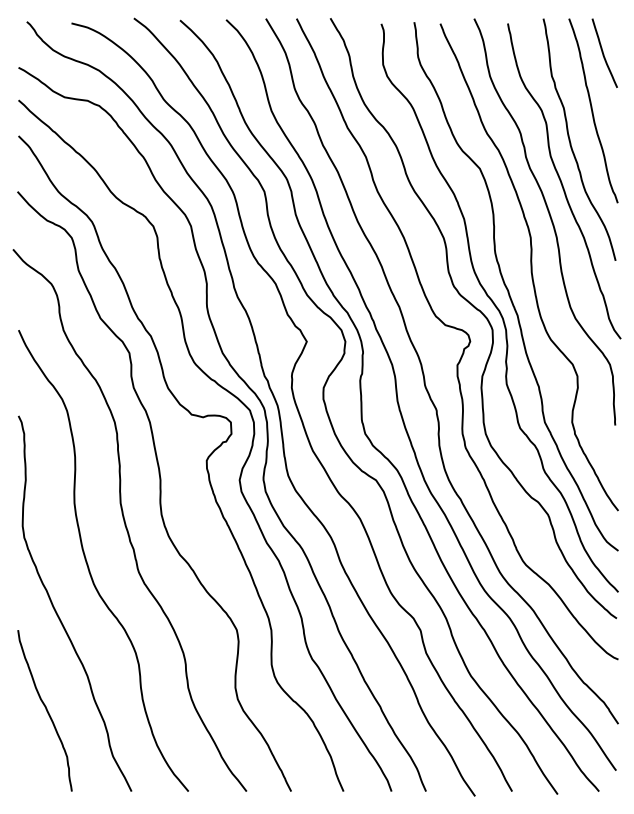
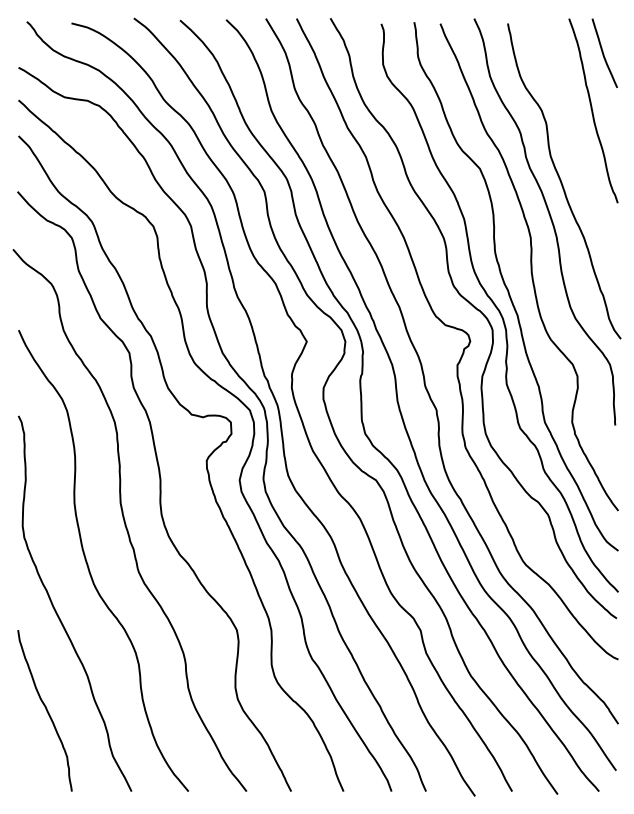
curve: present -> none (571, 142)
